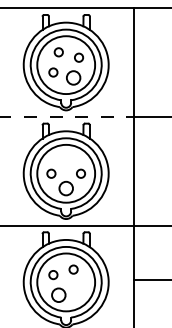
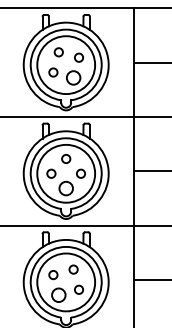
line: none -> present (150, 62)
line: dashed -> solid (67, 117)
circle: none -> present (66, 158)
line: none -> present (150, 171)
circle: none -> present (79, 289)
